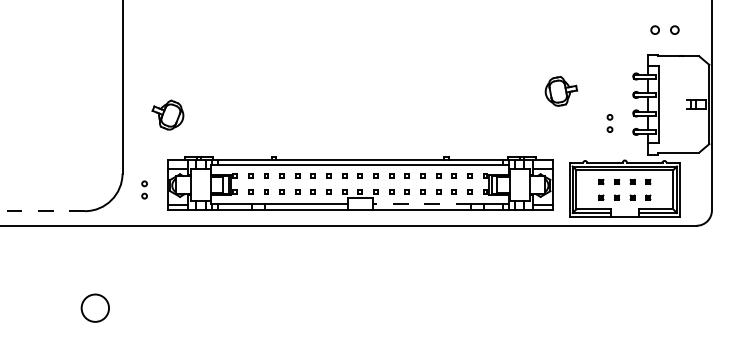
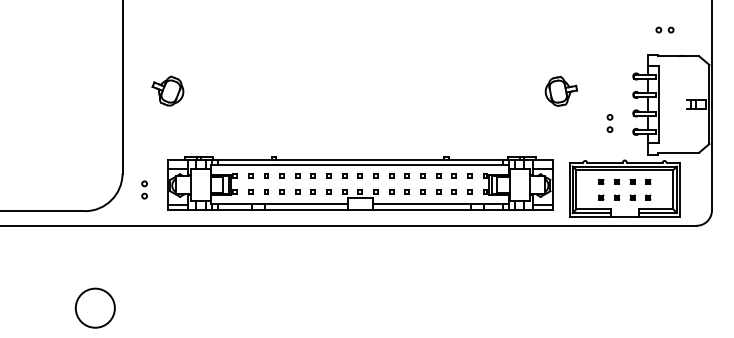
part size: 30x10 px -> 20x8 px (664, 29)
part position: (167, 114) -> (167, 90) (167, 90)
line: dashed -> solid (421, 204)
line: dashed -> solid (43, 211)
circle diameter: 27 px -> 39 px (94, 307)
